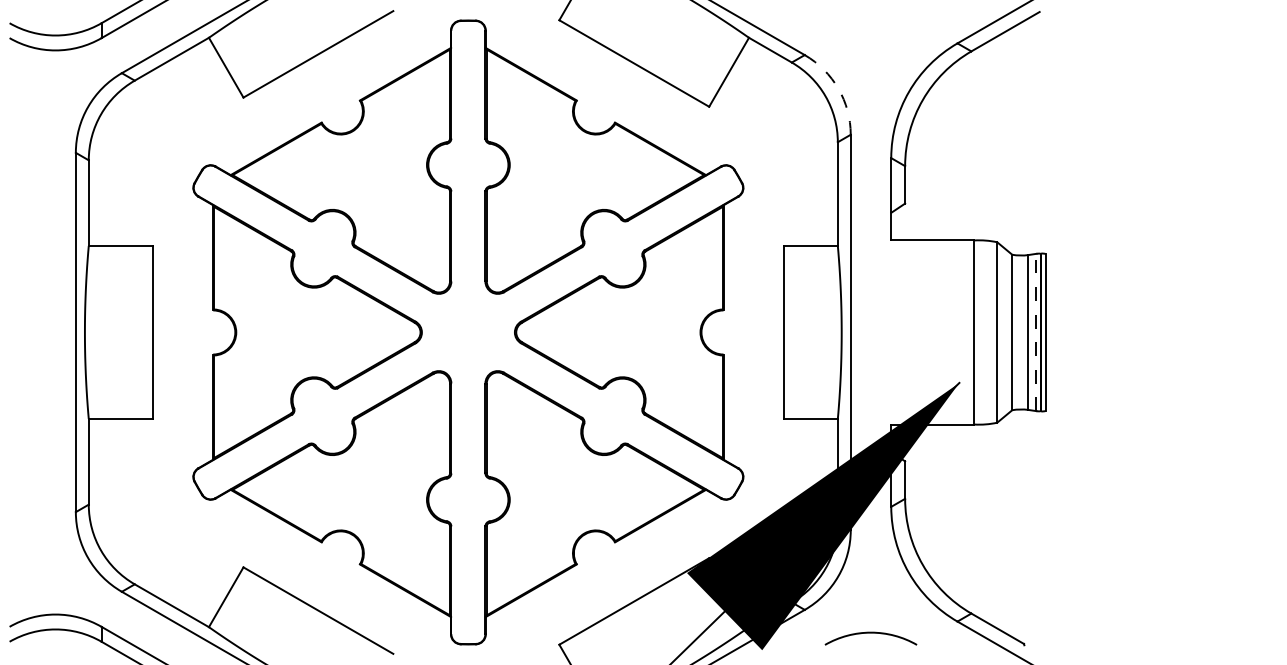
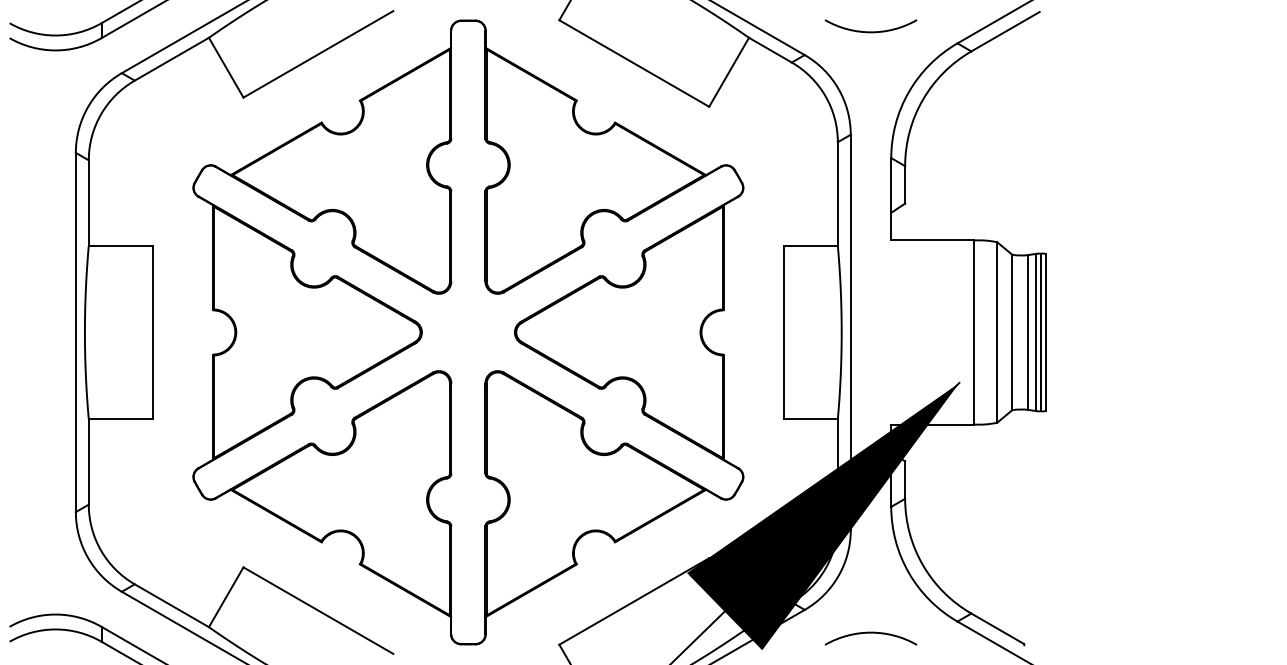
arc: none -> present (870, 31)
arc: dashed -> solid (838, 88)
line: dashed -> solid (1036, 332)
